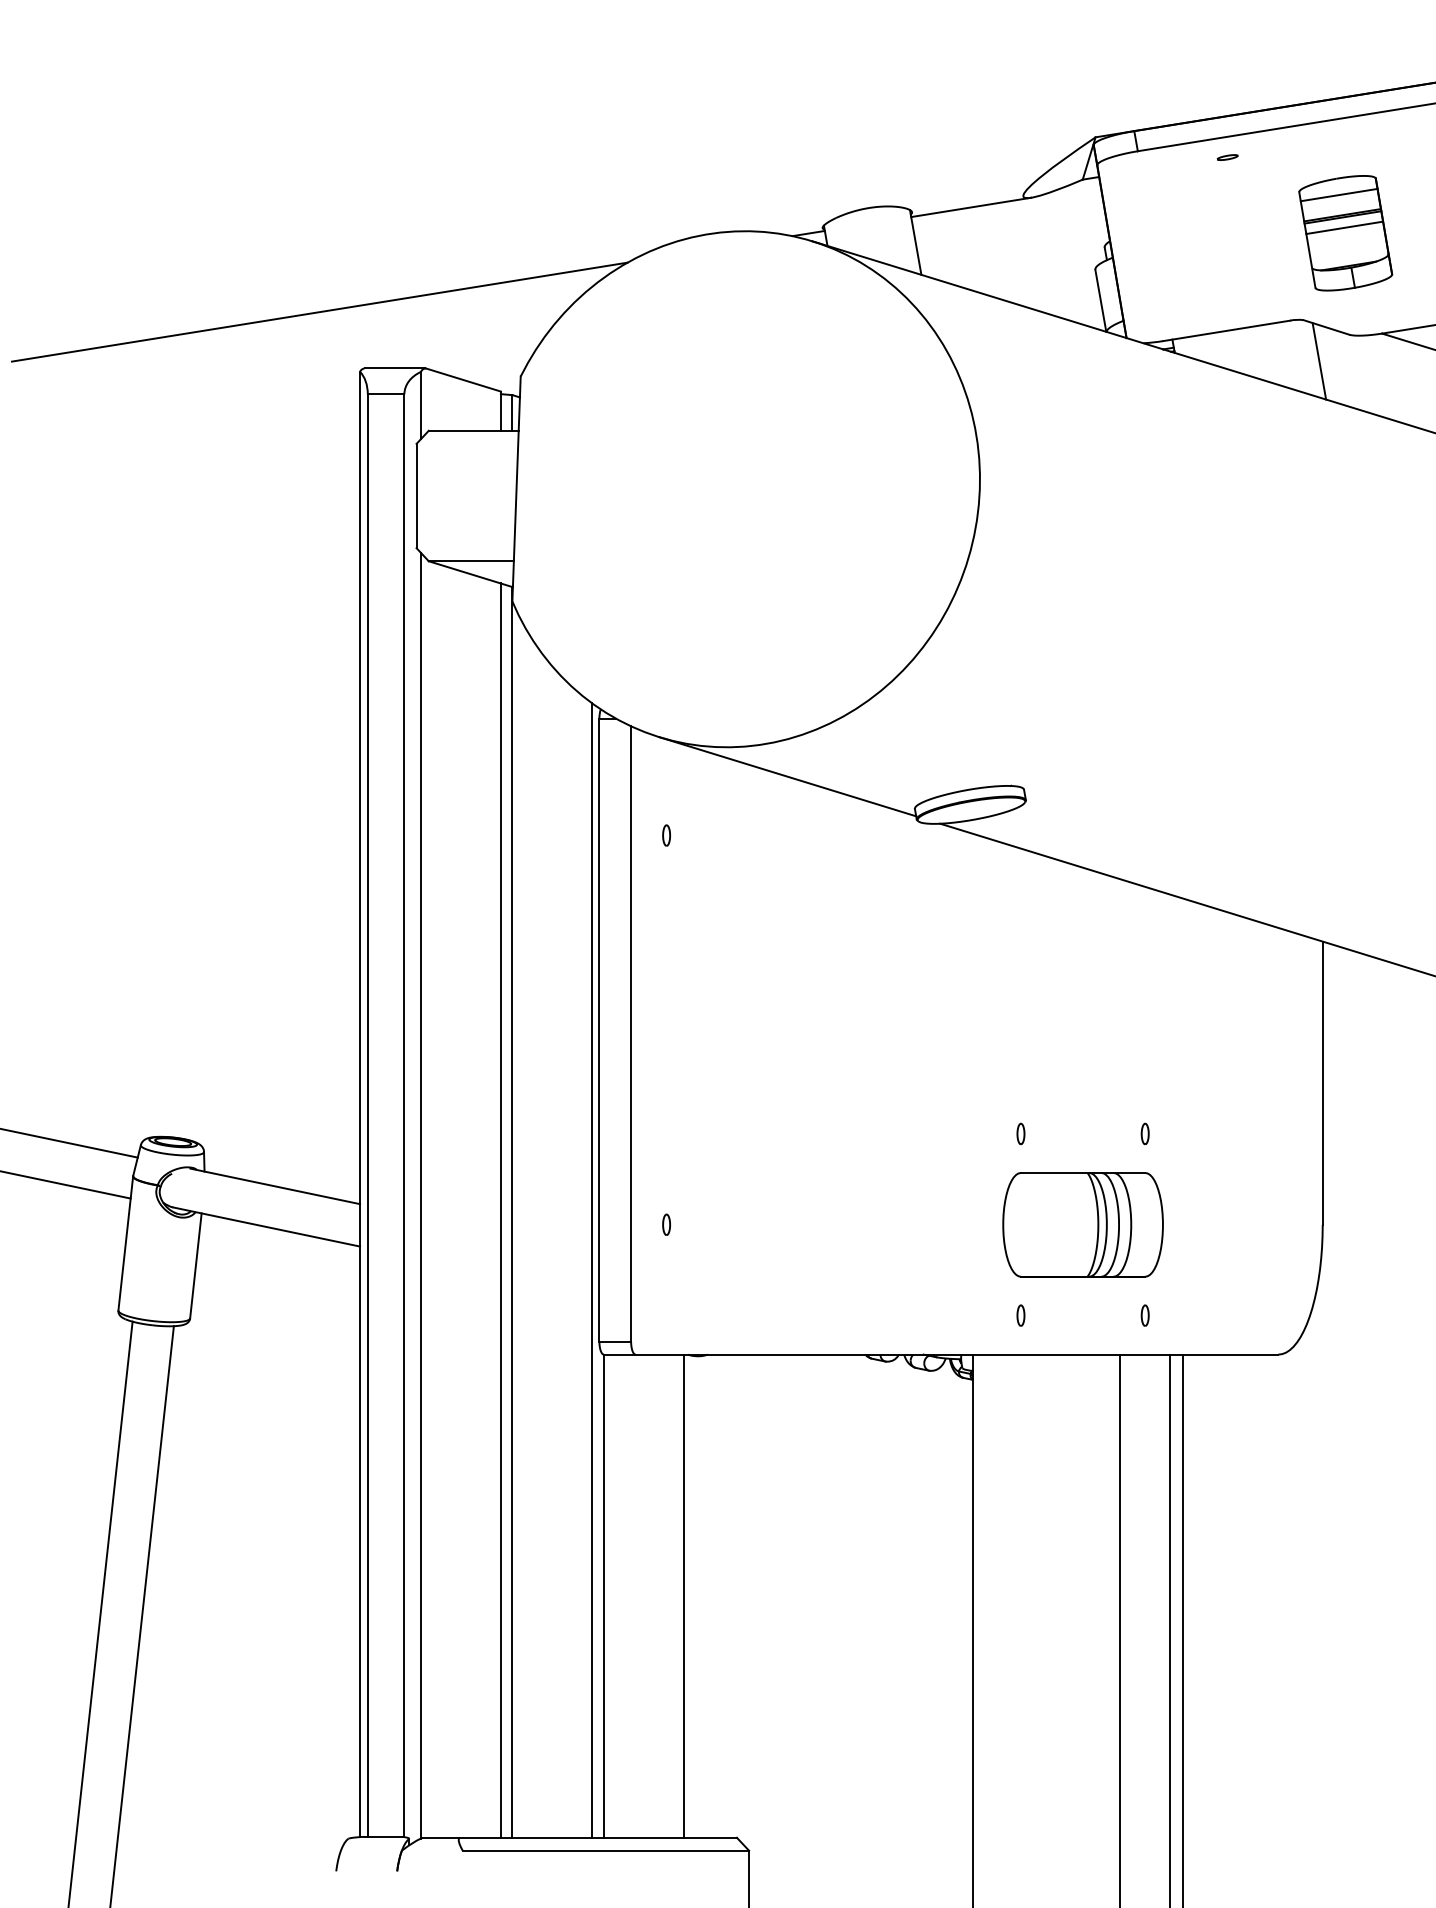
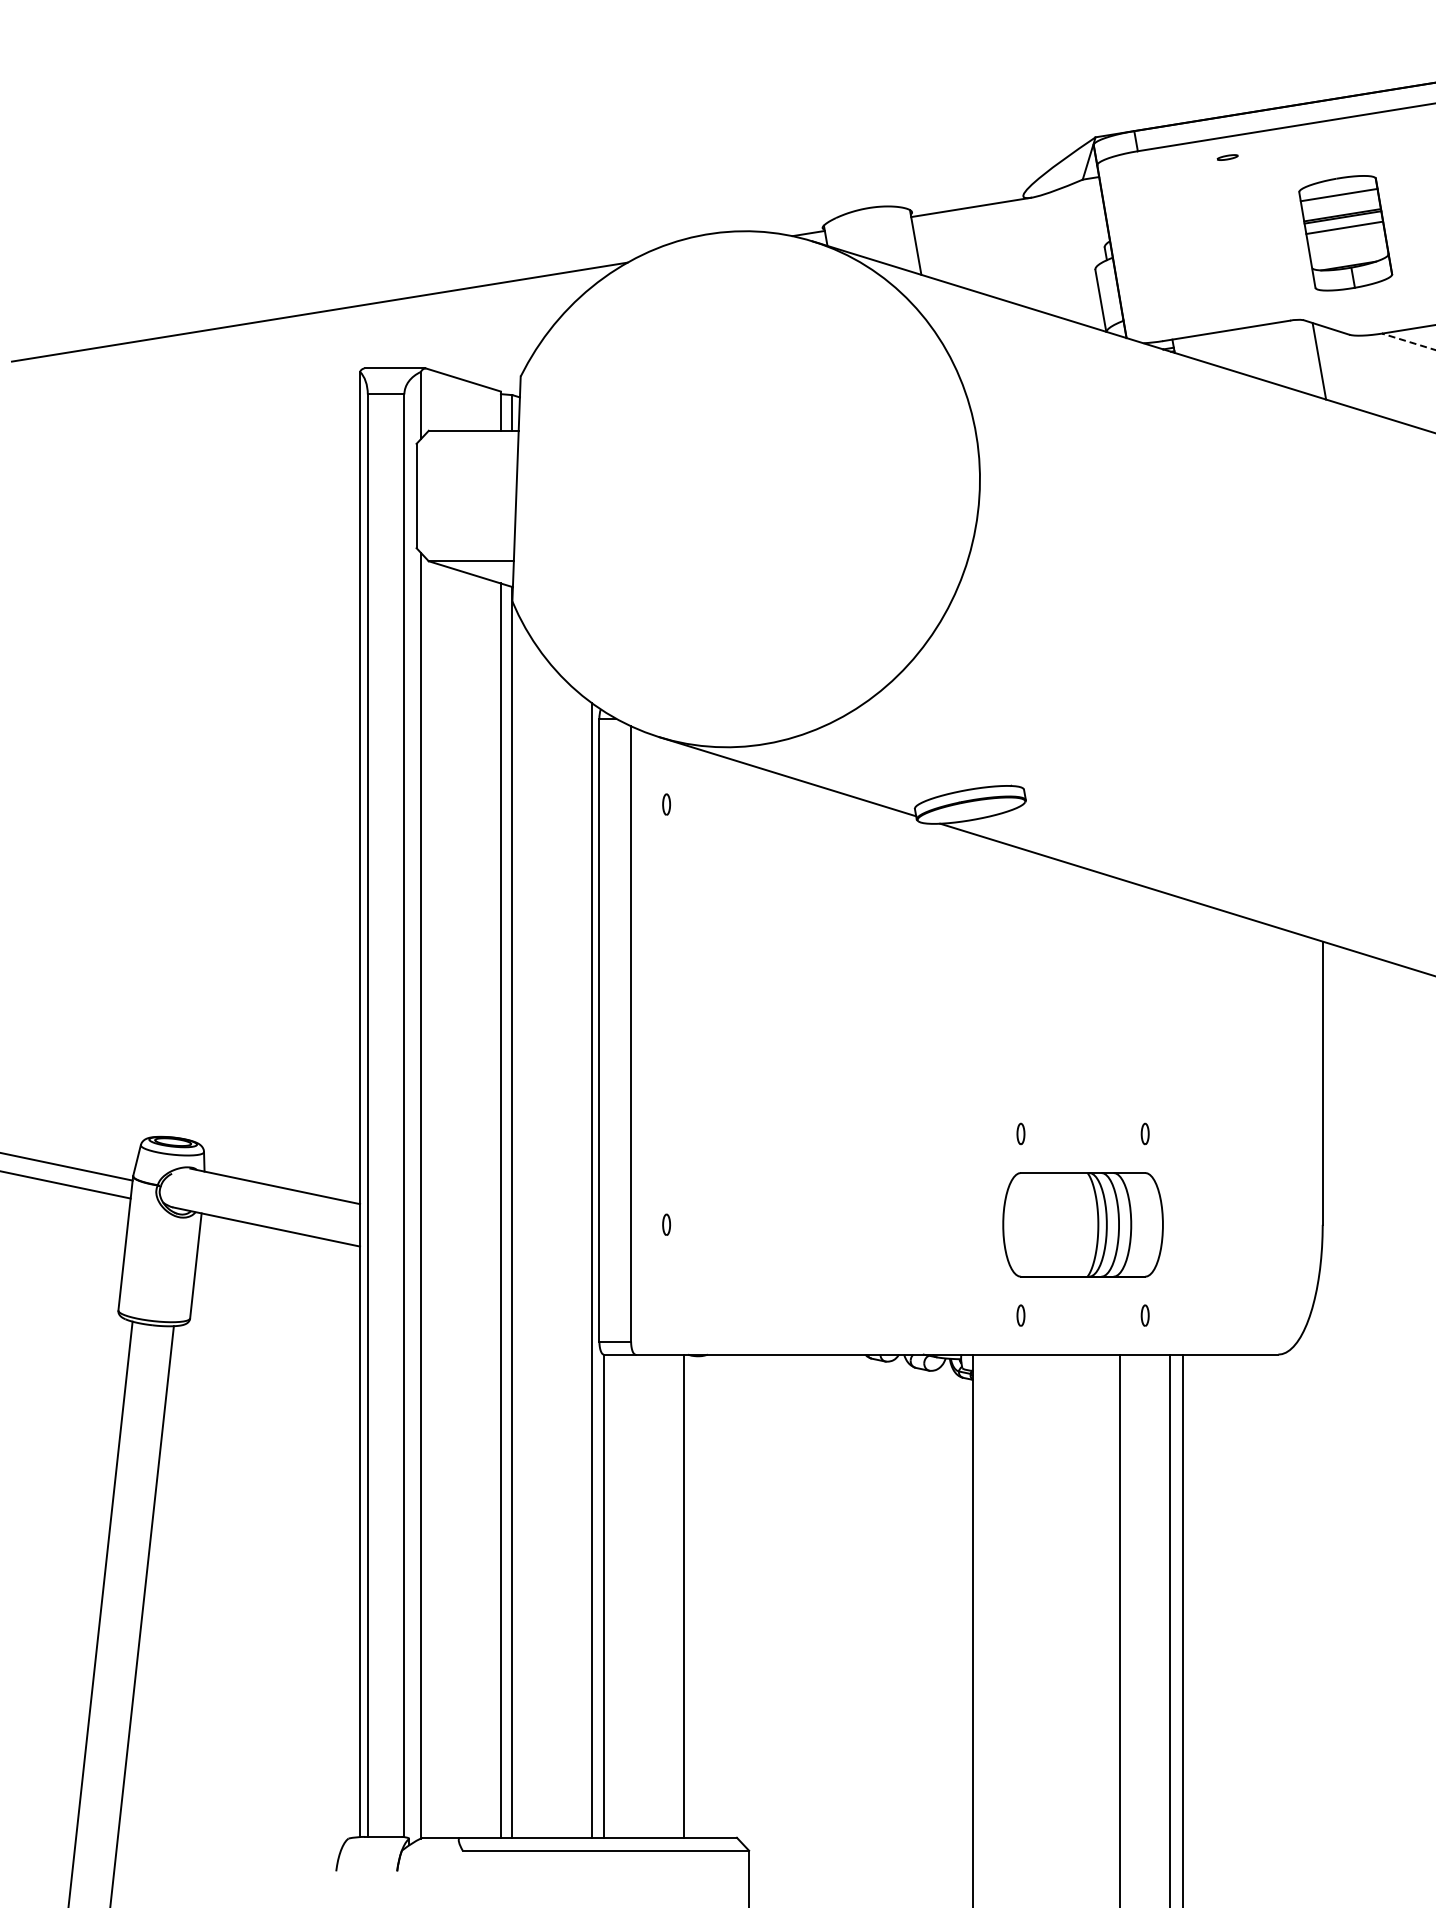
line: solid -> dashed (1408, 341)
part position: (666, 835) -> (666, 804) (666, 804)
line position: (69, 1143) -> (67, 1166) (67, 1166)
